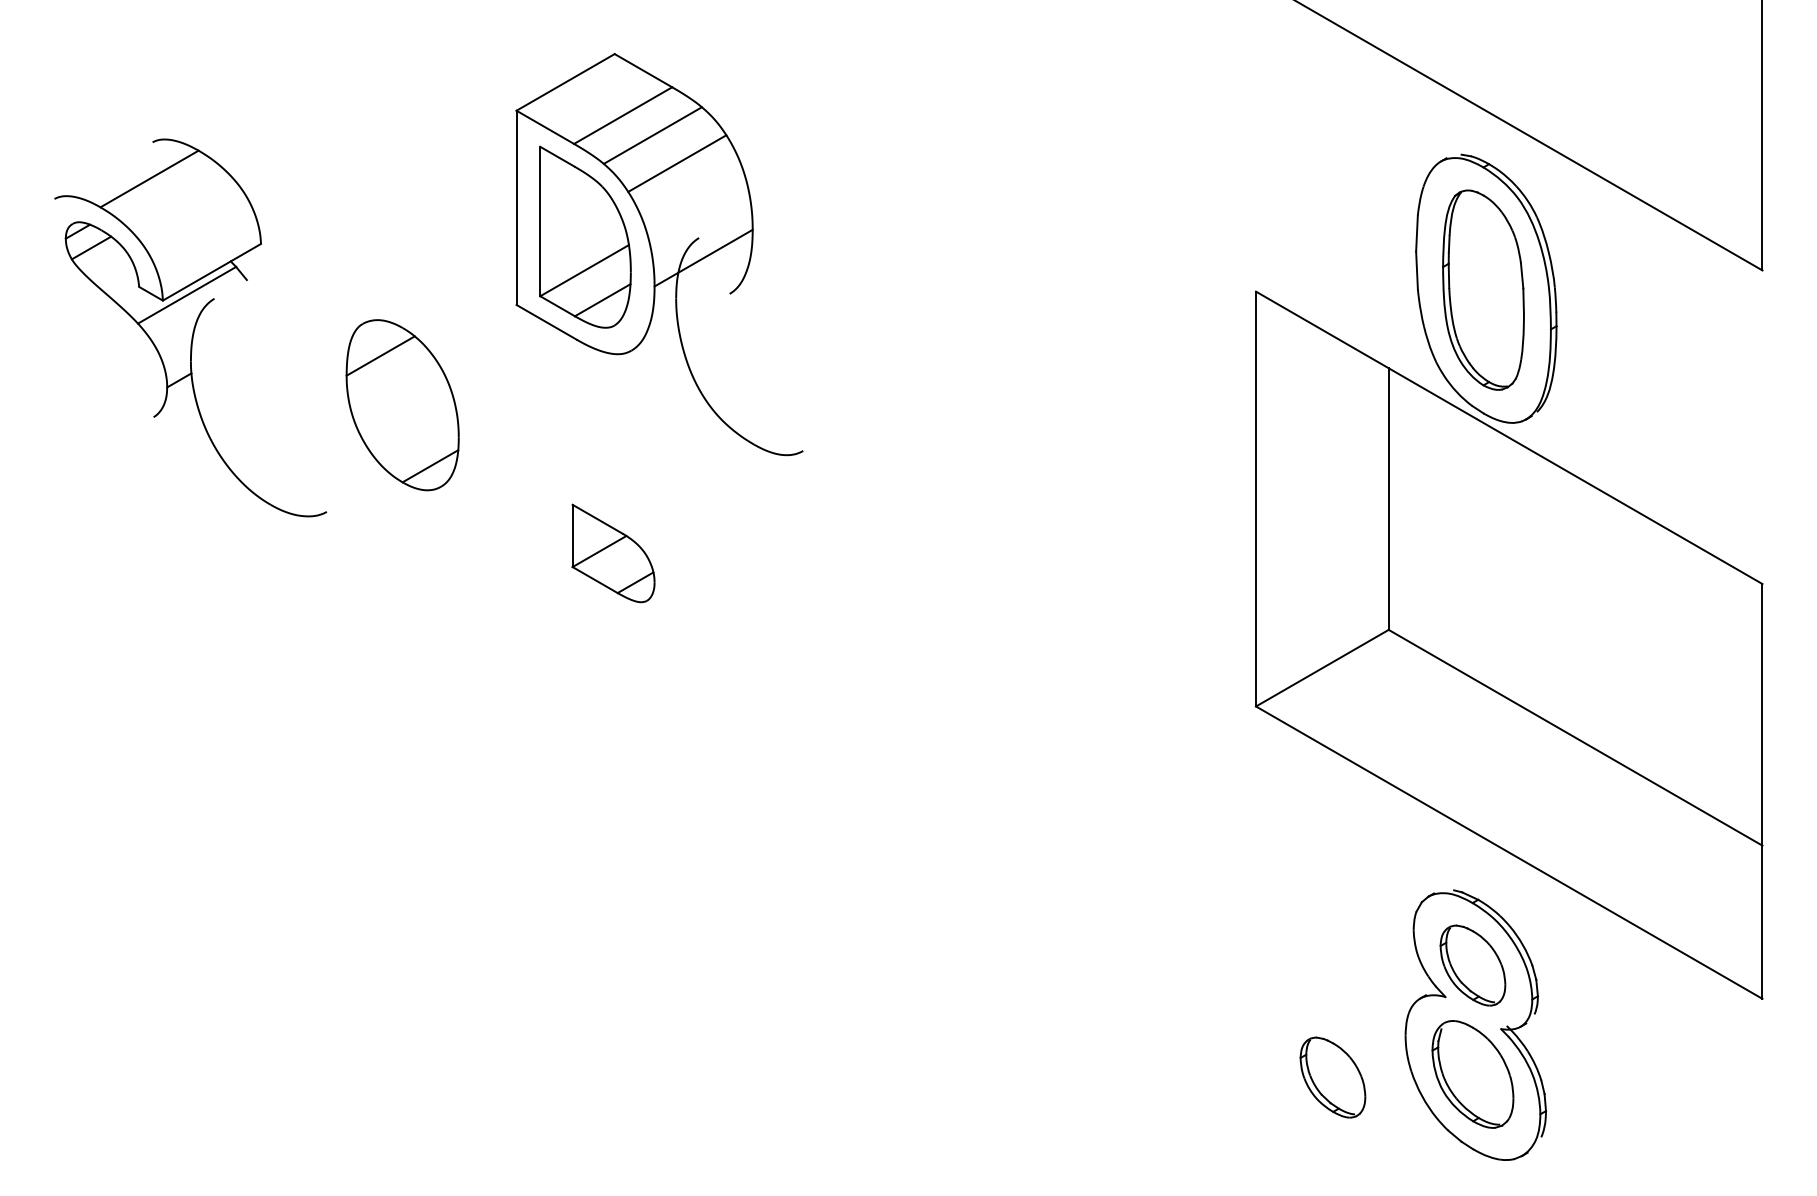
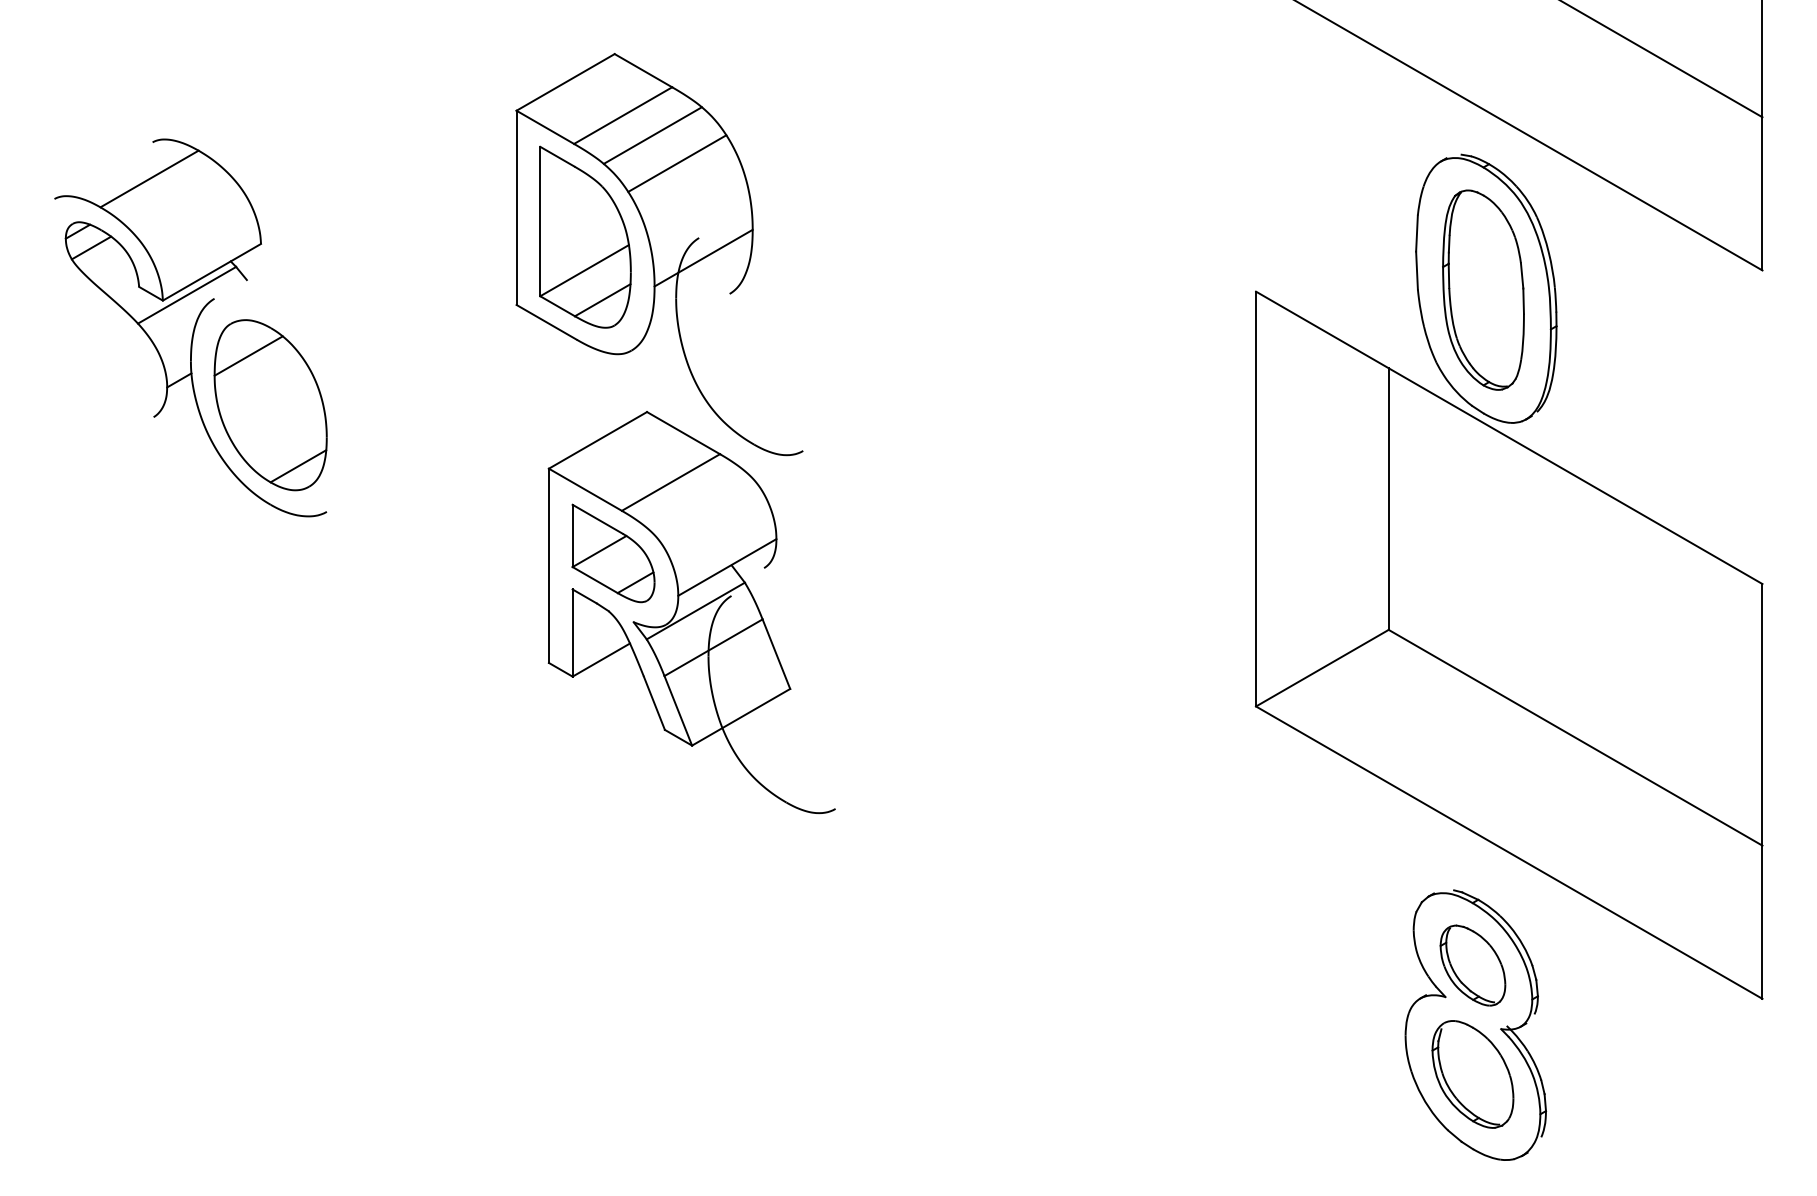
line: none -> present (1662, 59)
part position: (402, 405) -> (270, 405) (270, 405)
part: none -> present (691, 612)
part: present -> none (1332, 1077)
